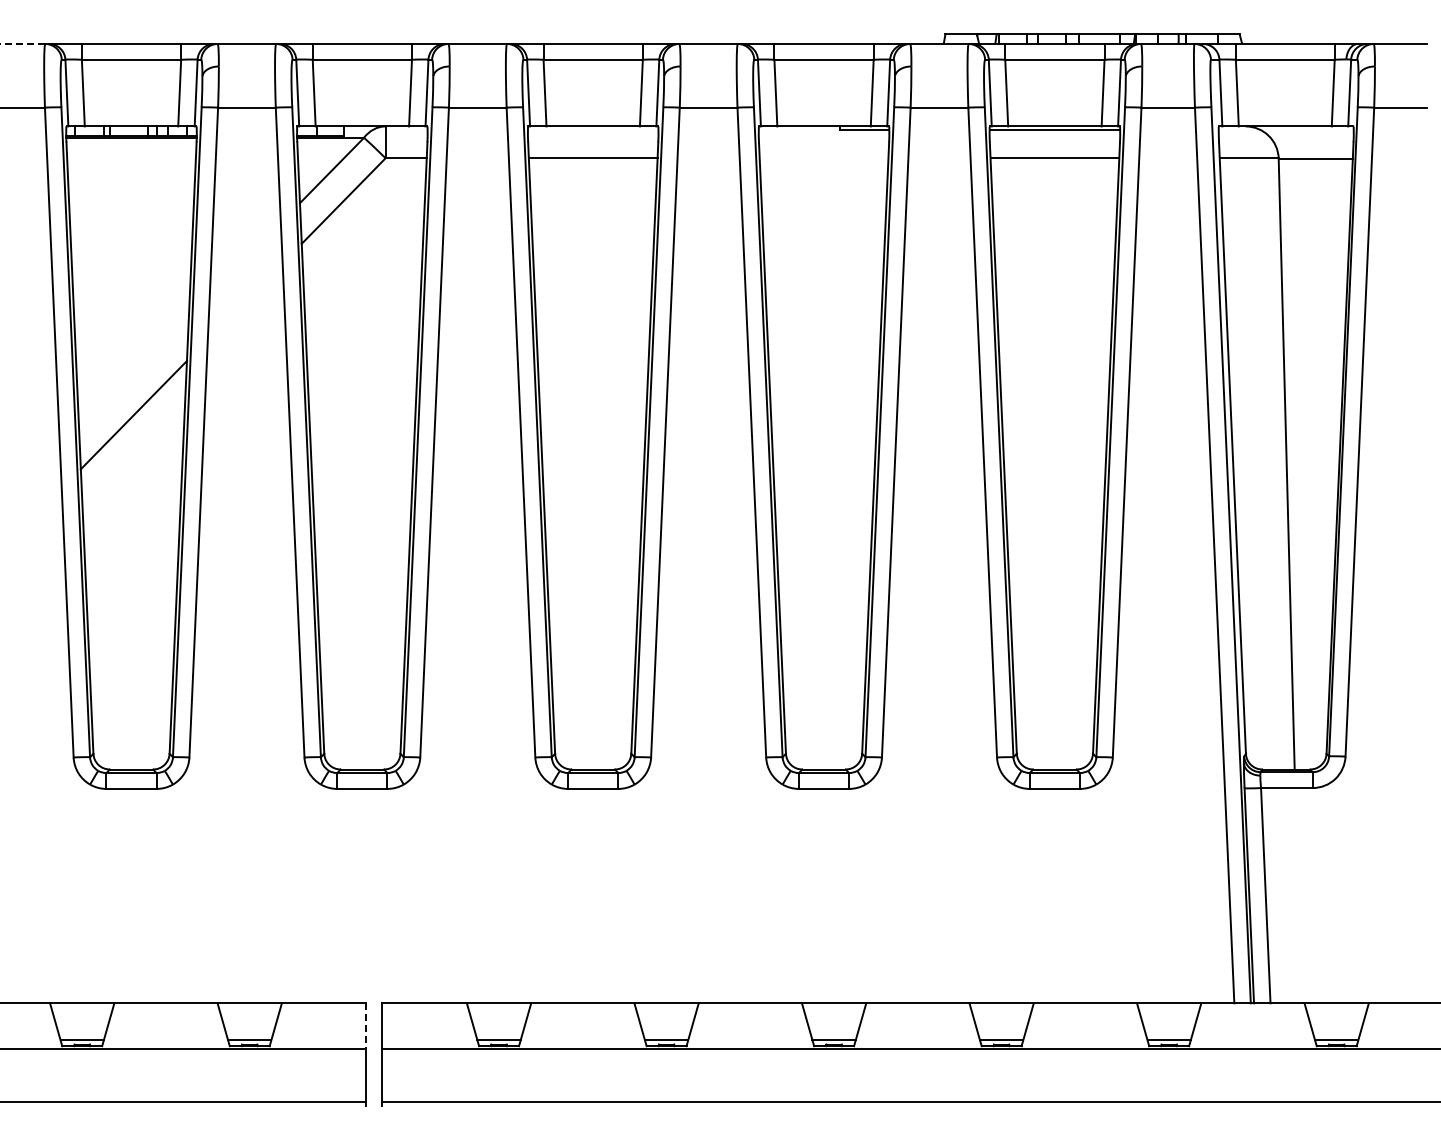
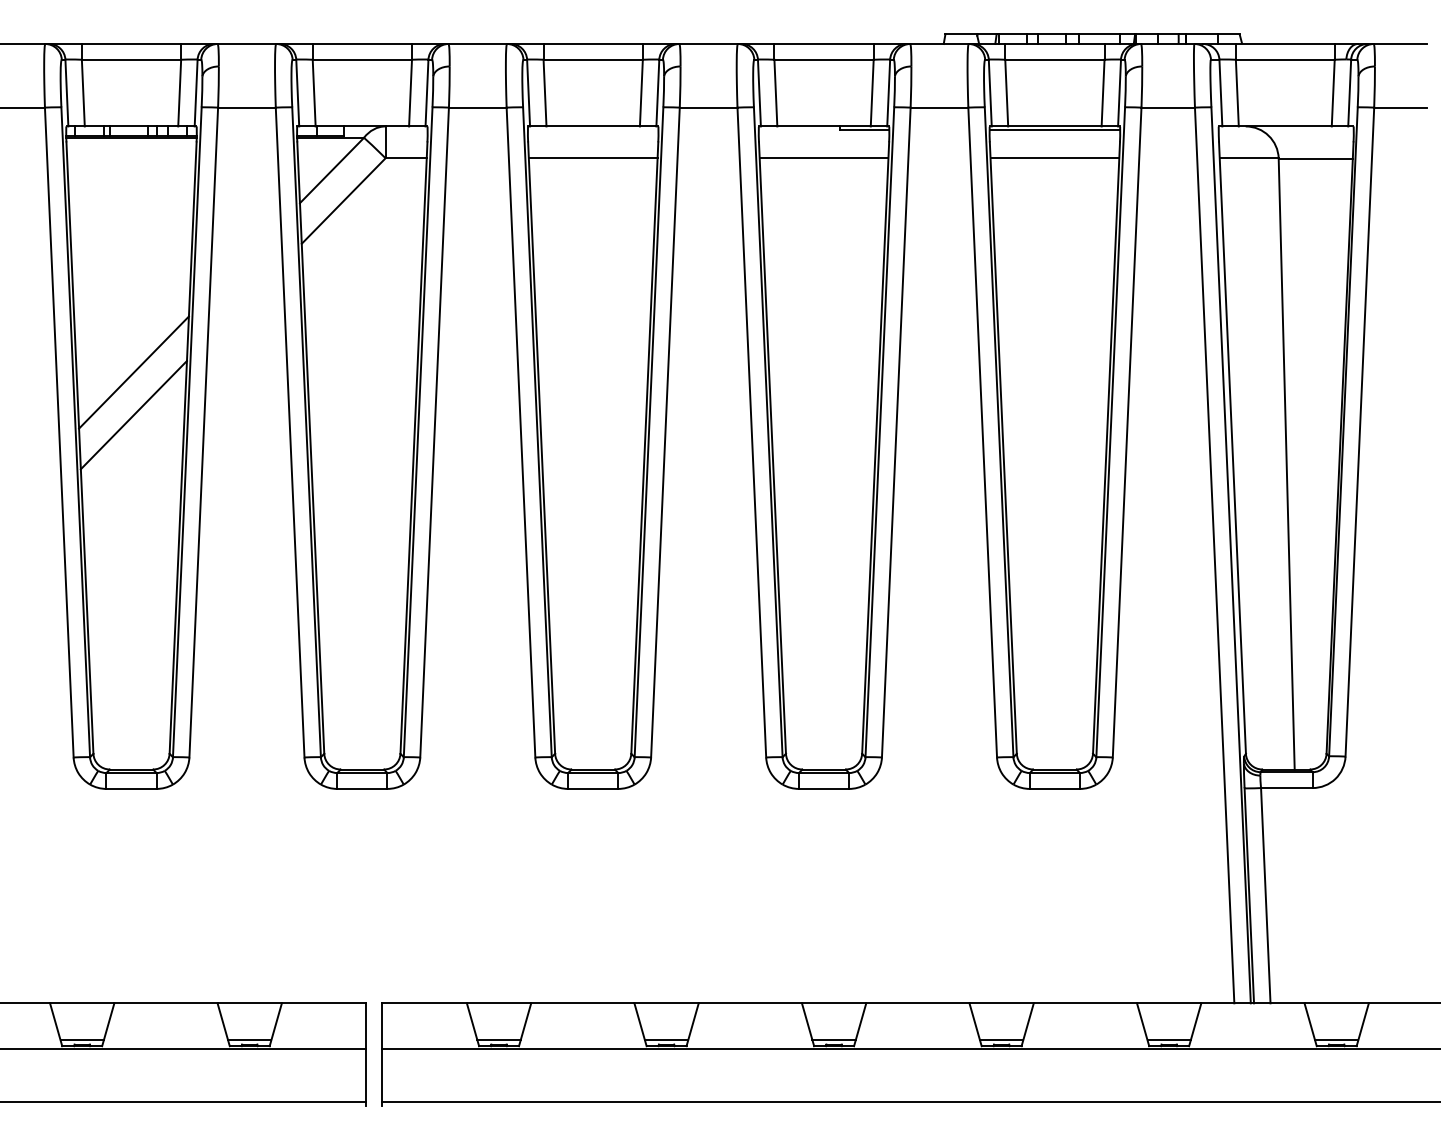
line: dashed -> solid (22, 44)
line: none -> present (823, 158)
line: none -> present (133, 372)
line: dashed -> solid (366, 1025)
